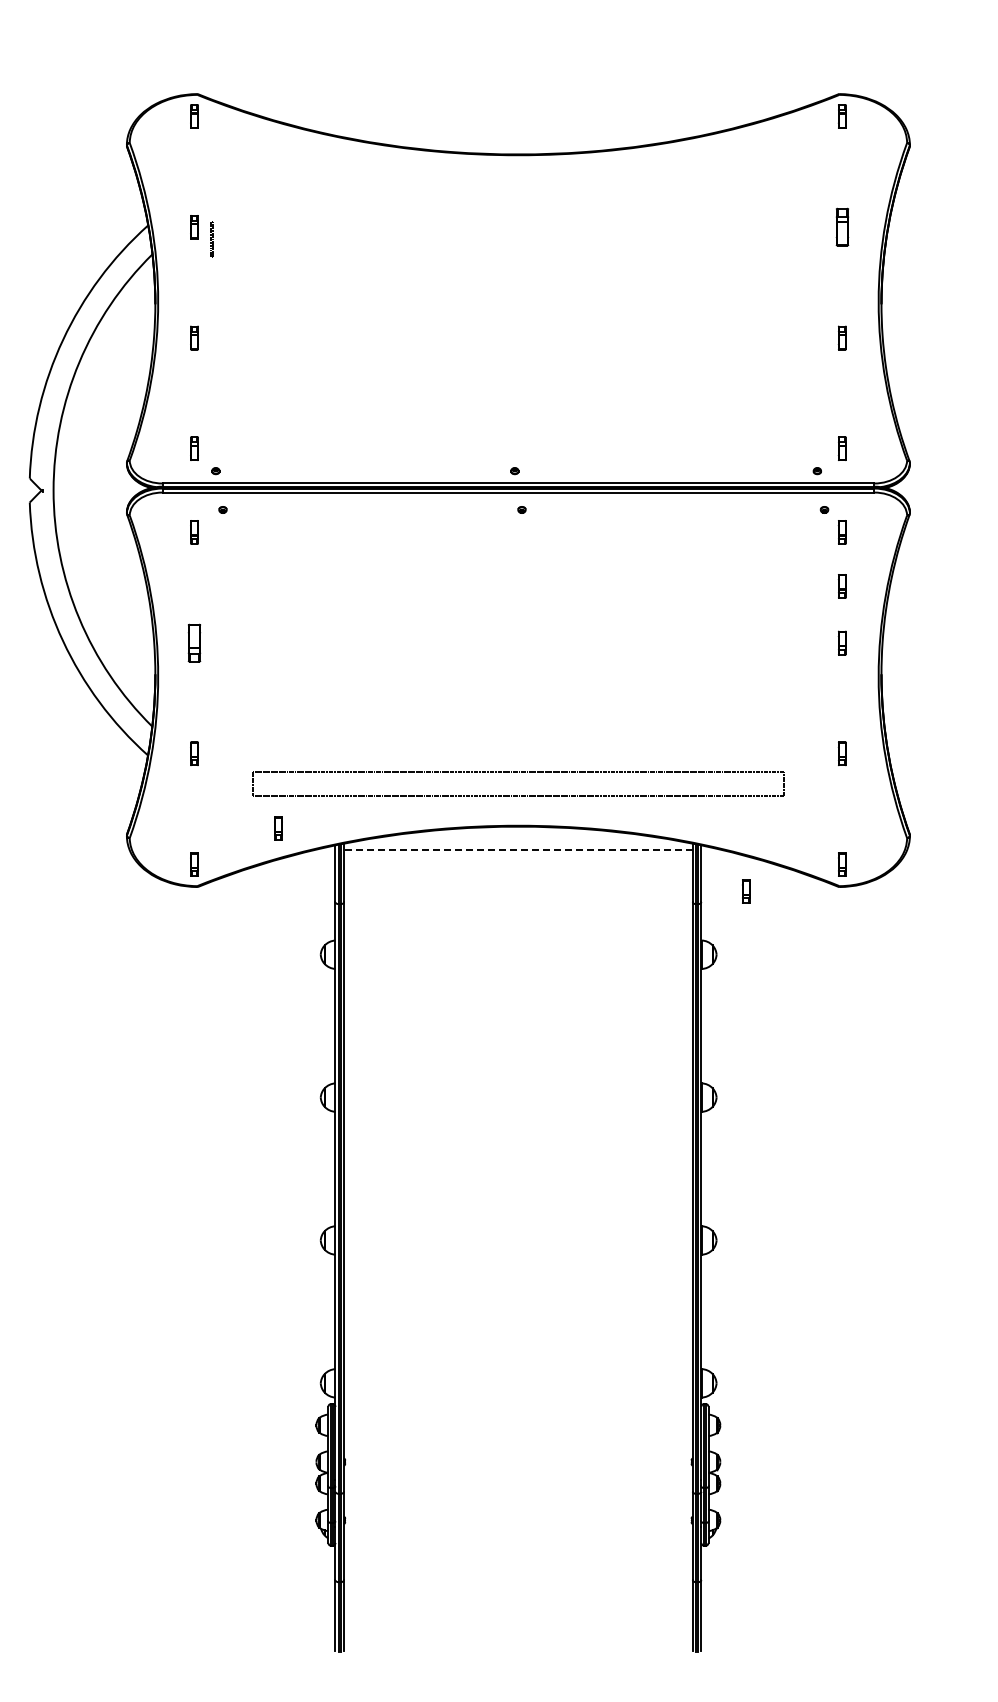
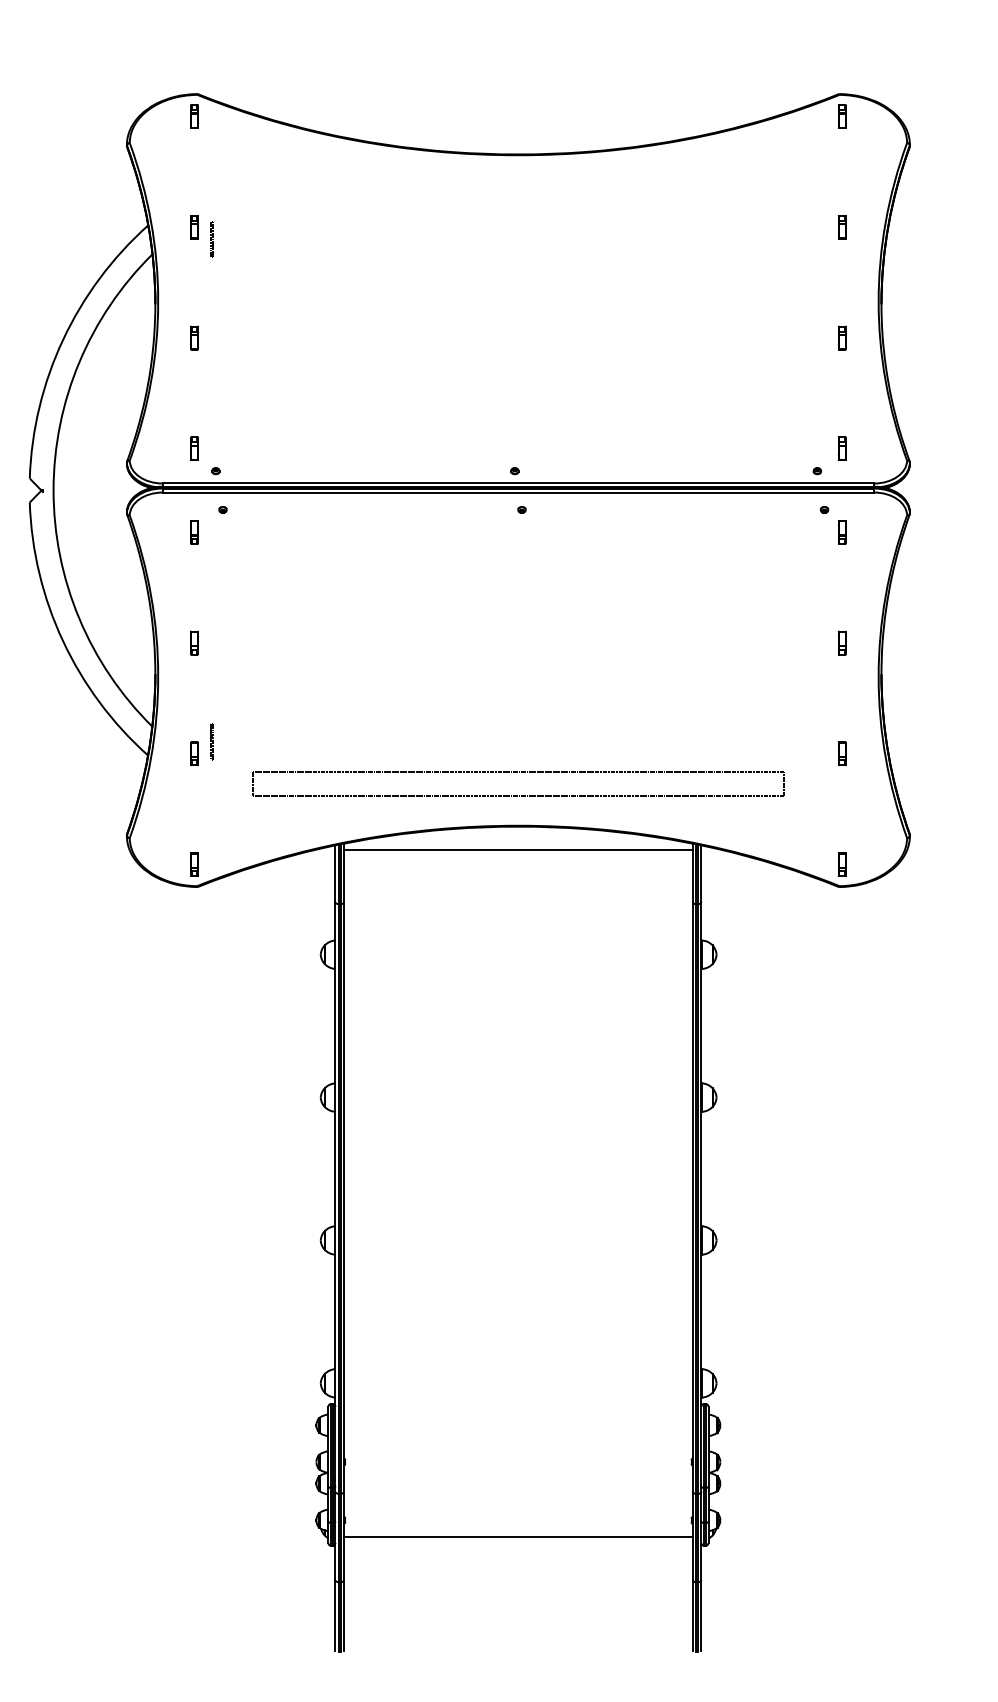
part size: 15x40 px -> 10x25 px (841, 227)
part: present -> none (841, 586)
part size: 15x40 px -> 9x26 px (194, 642)
line: none -> present (211, 741)
part: present -> none (278, 828)
line: dashed -> solid (517, 850)
part: present -> none (746, 891)
line: none -> present (518, 1537)
